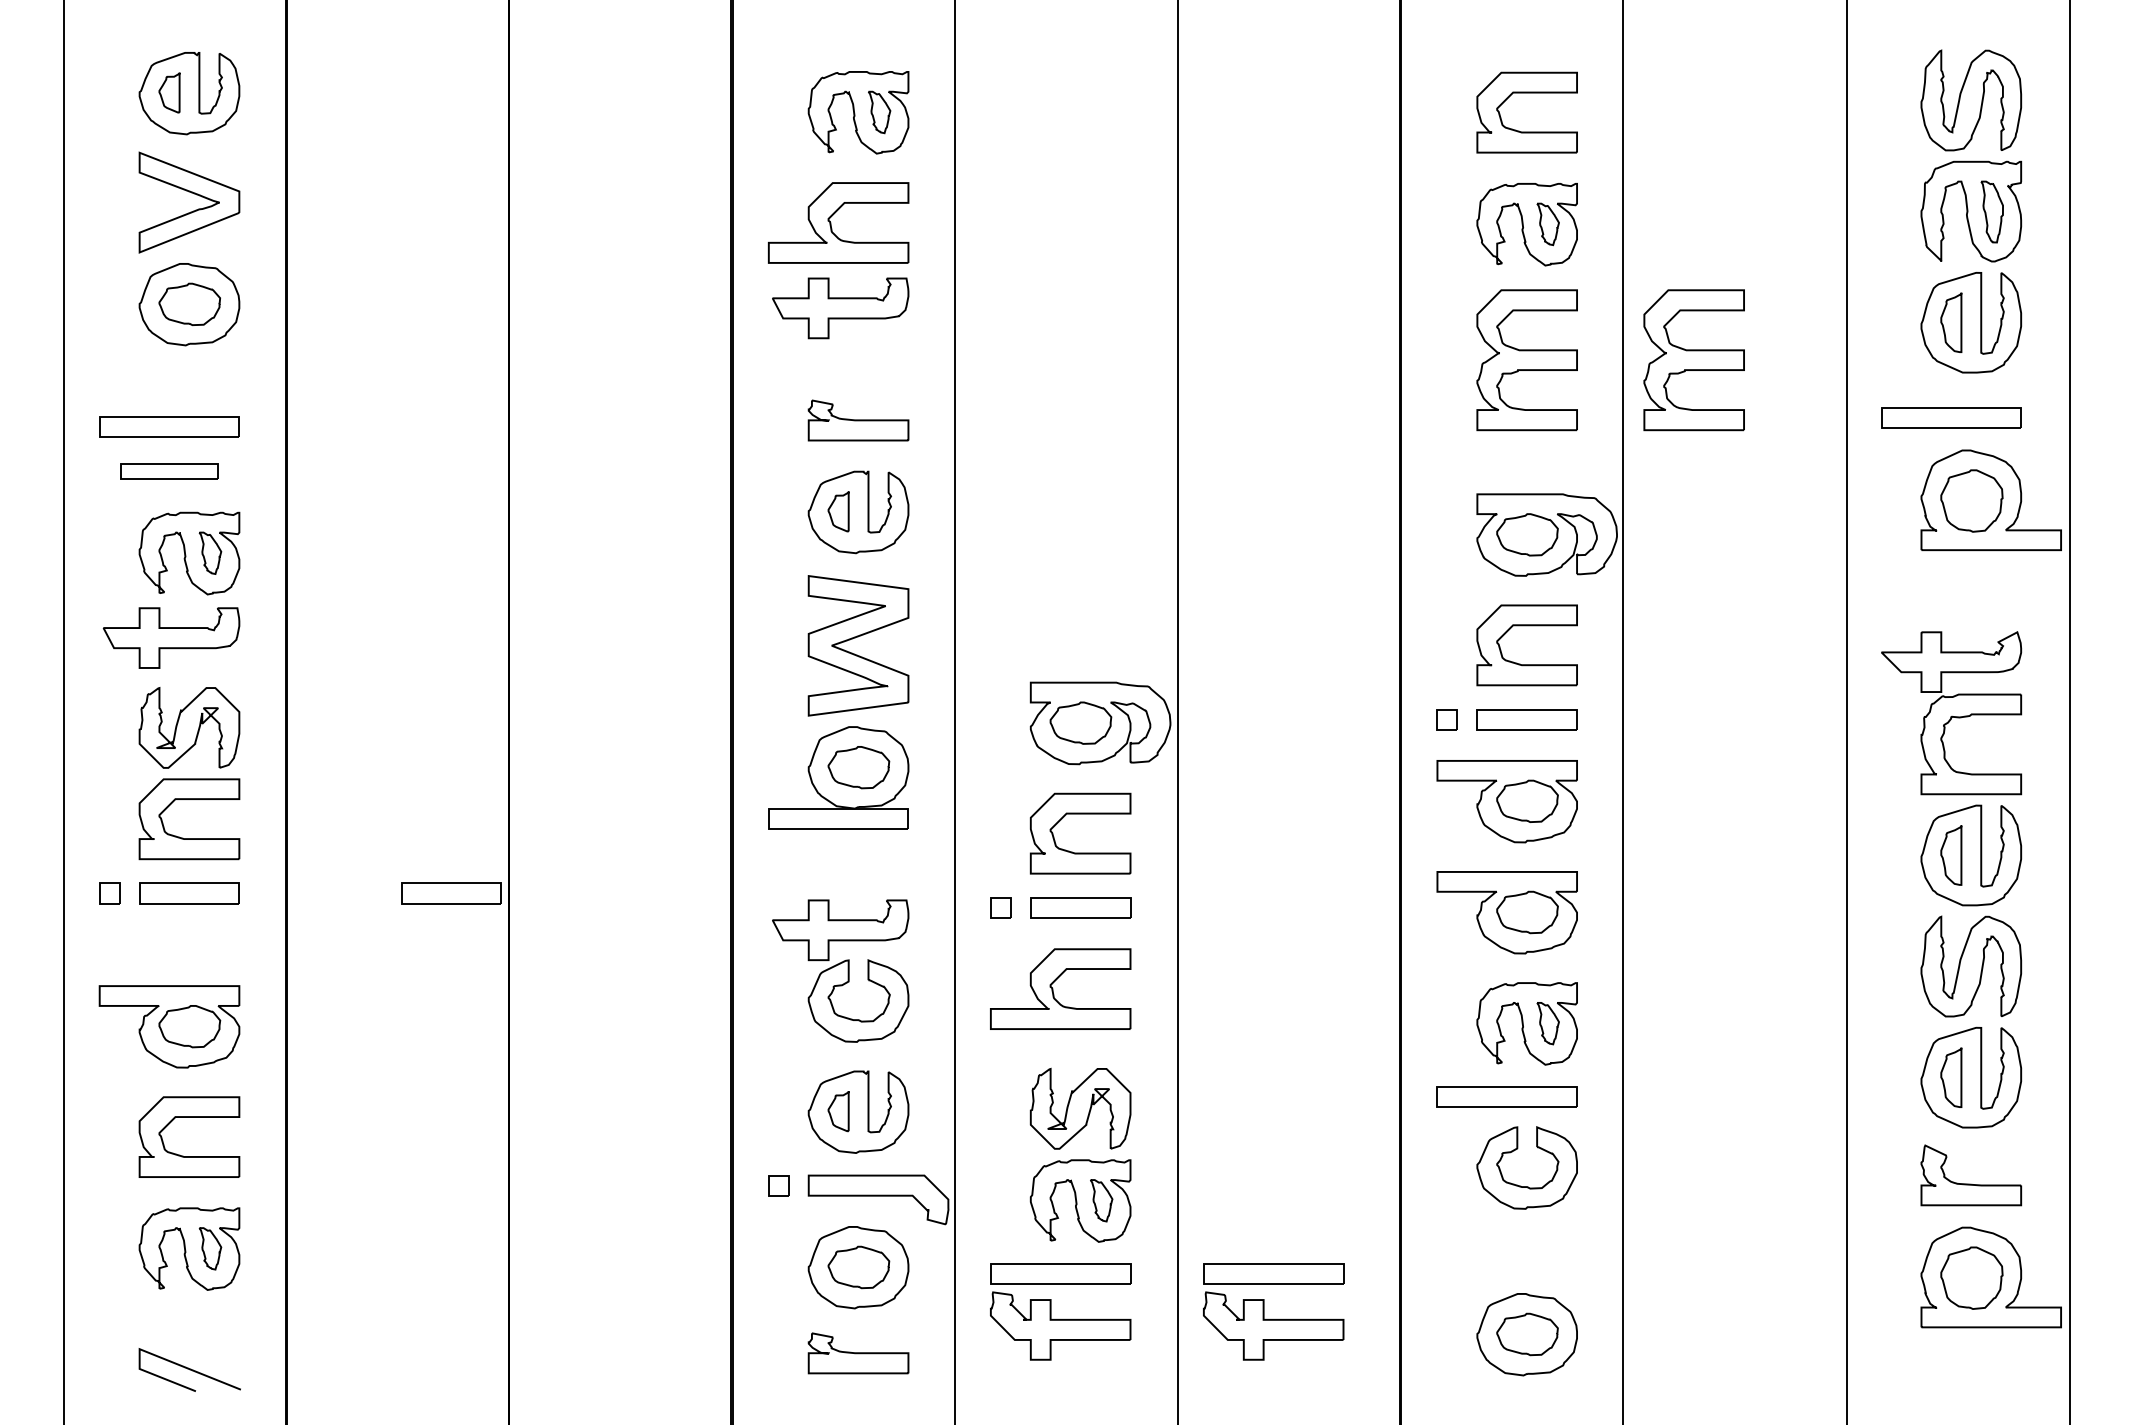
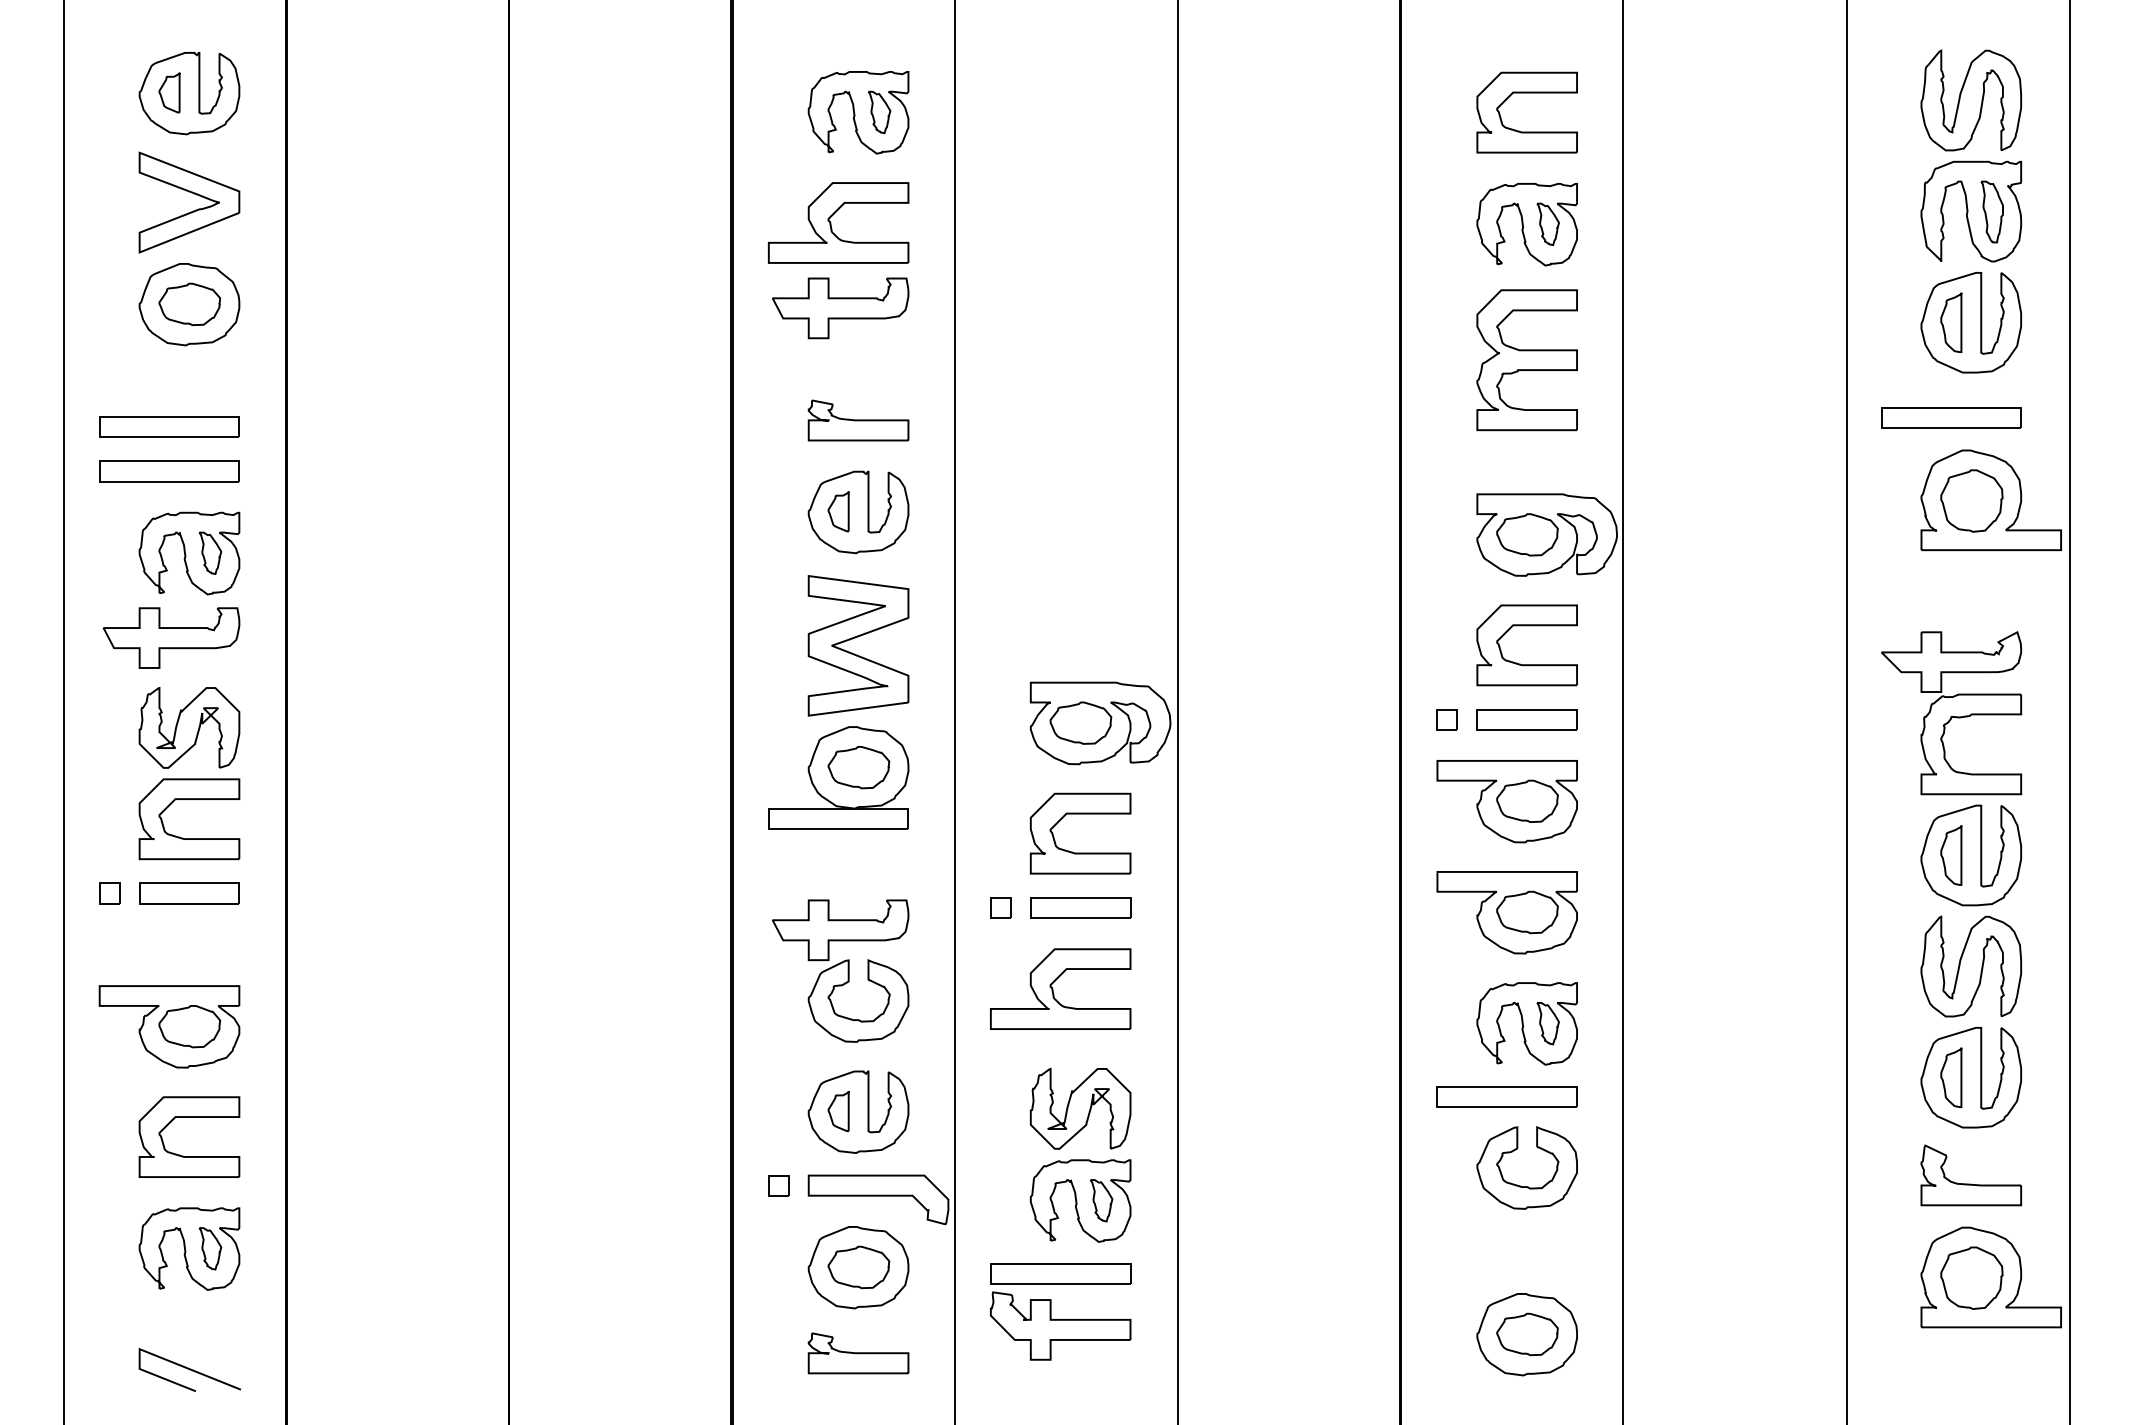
part: present -> none (1693, 360)
part size: 99x17 px -> 141x23 px (169, 471)
part: present -> none (451, 893)
part: present -> none (1273, 1319)
